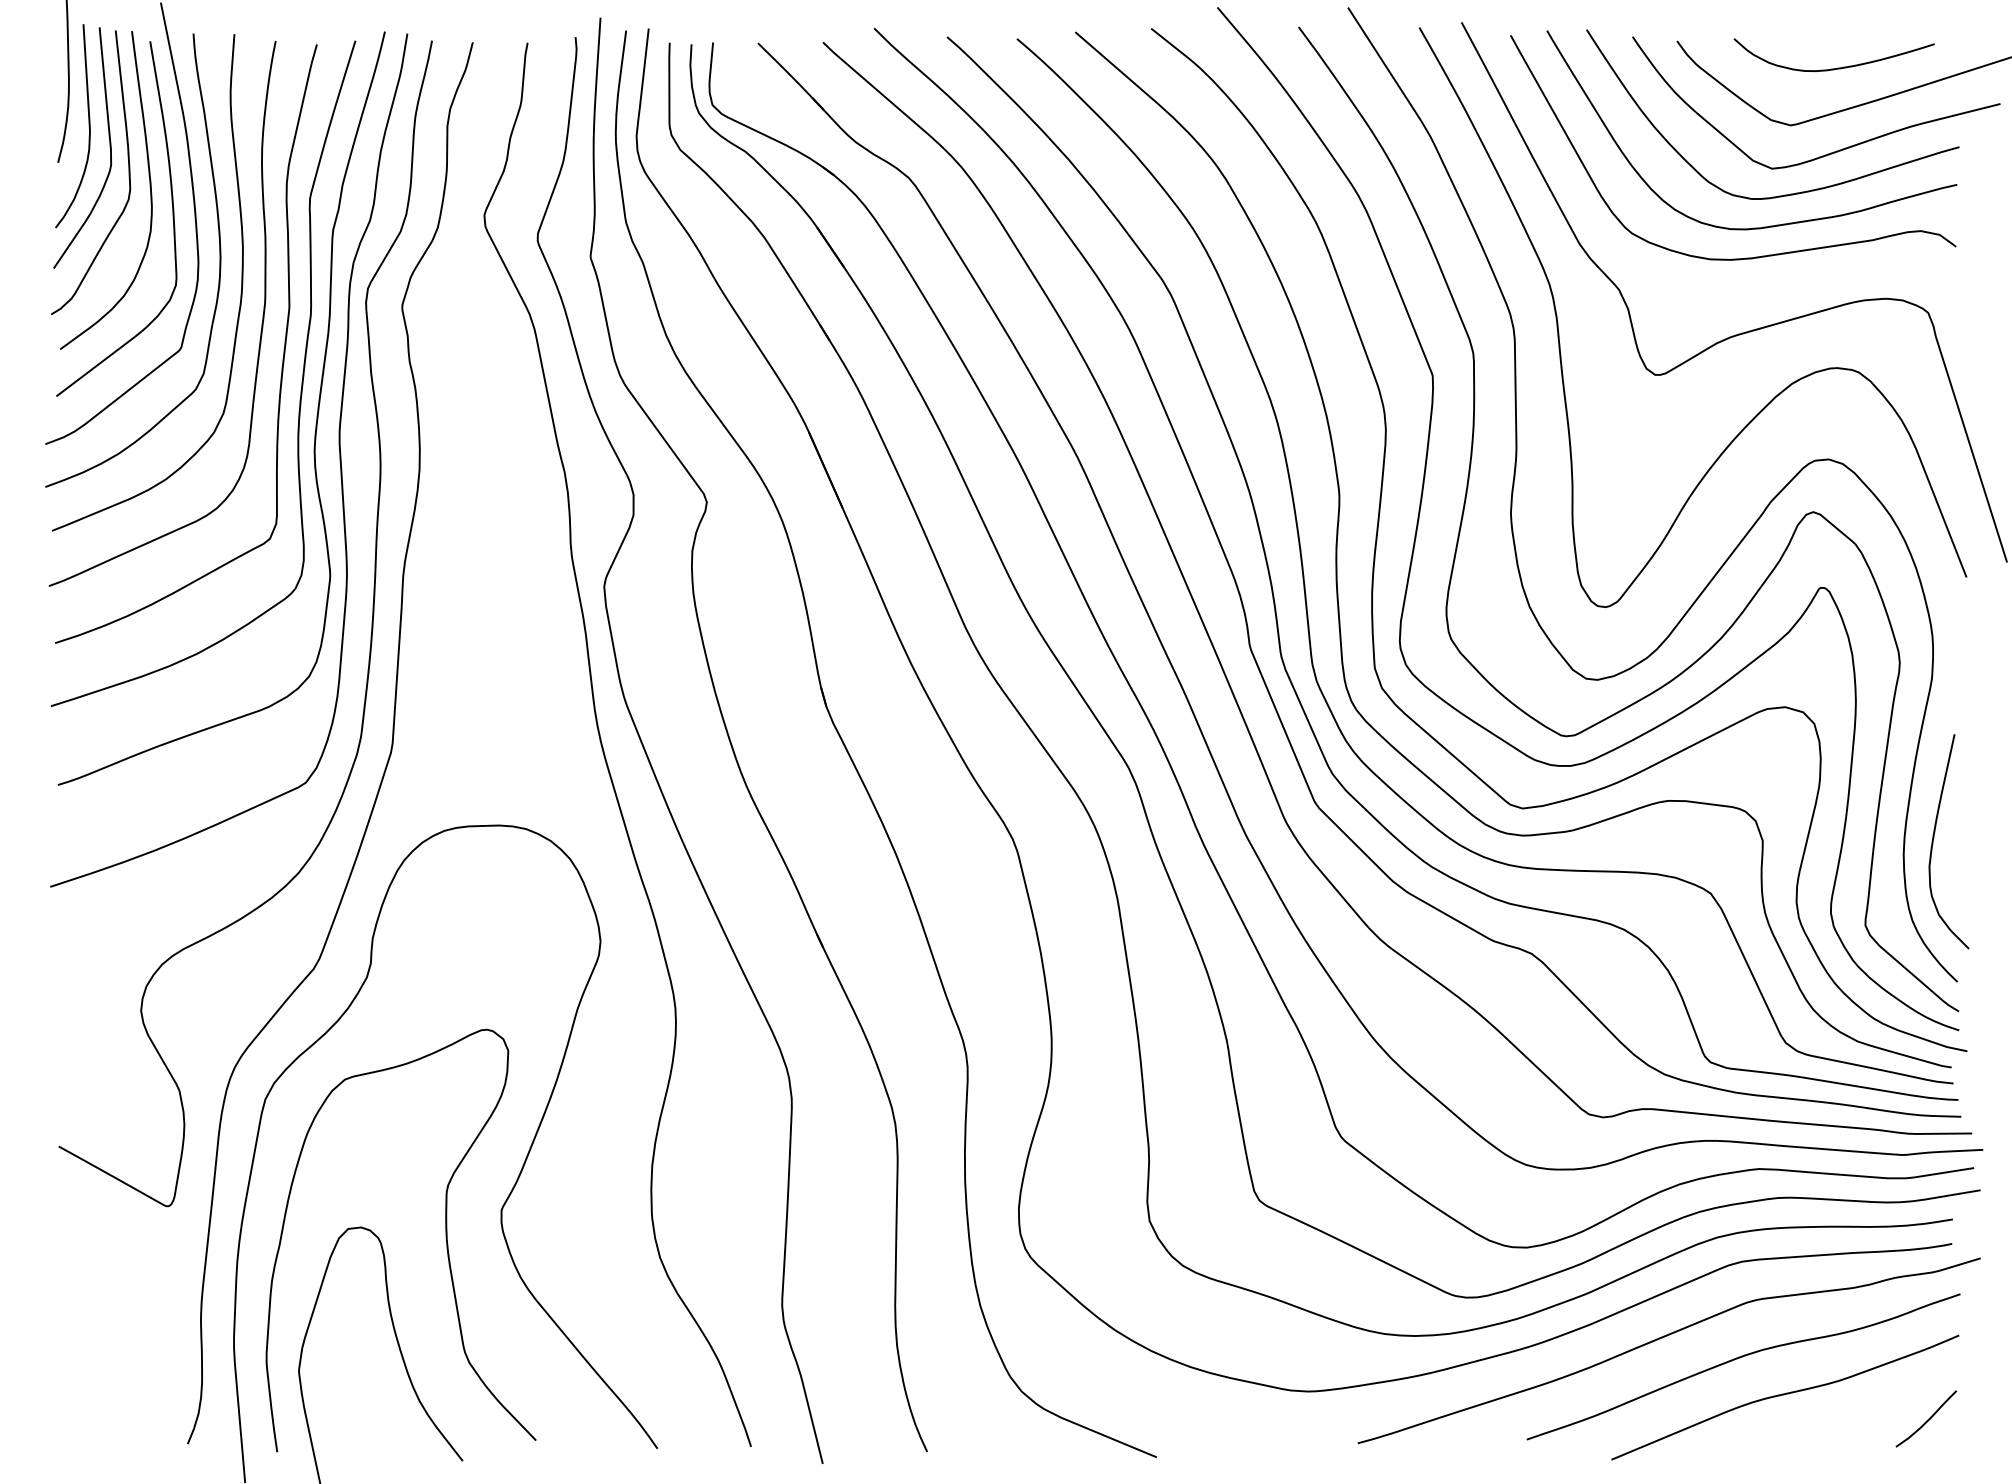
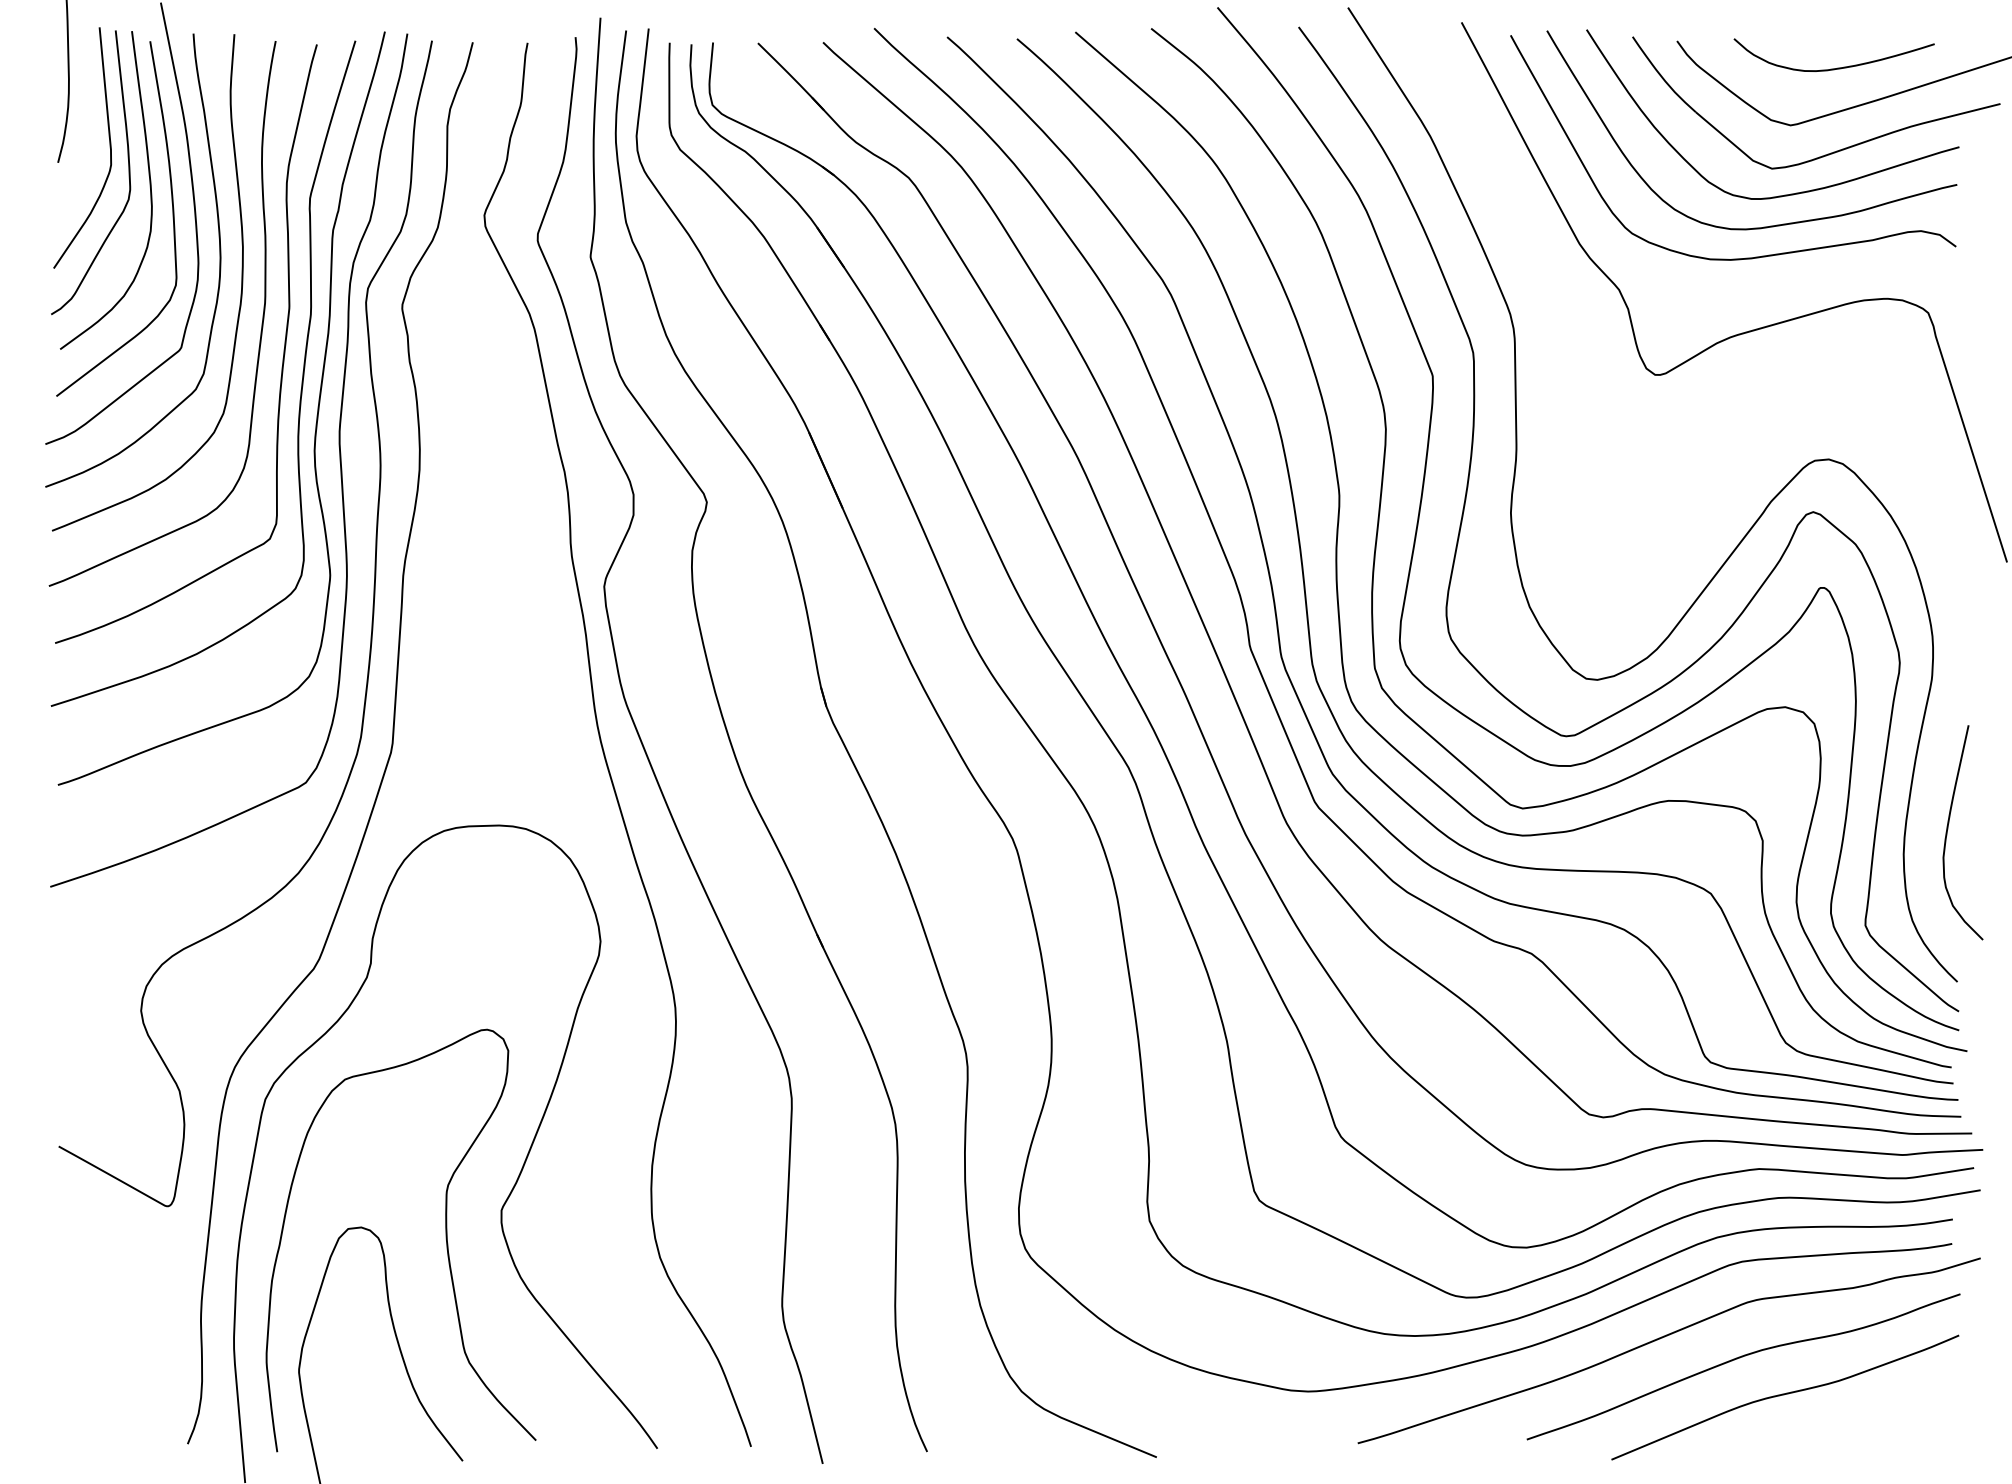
curve: present -> none (88, 126)
curve: present -> none (1773, 397)
curve position: (1934, 838) -> (1948, 829) (1948, 829)
curve: present -> none (1927, 1419)
